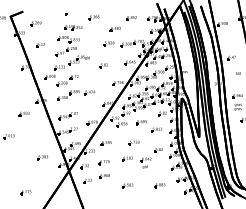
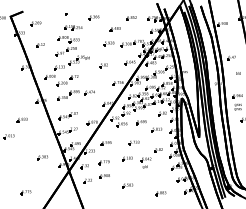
part position: (23, 113) -> (21, 119) (21, 119)
part position: (159, 185) -> (160, 193) (160, 193)
